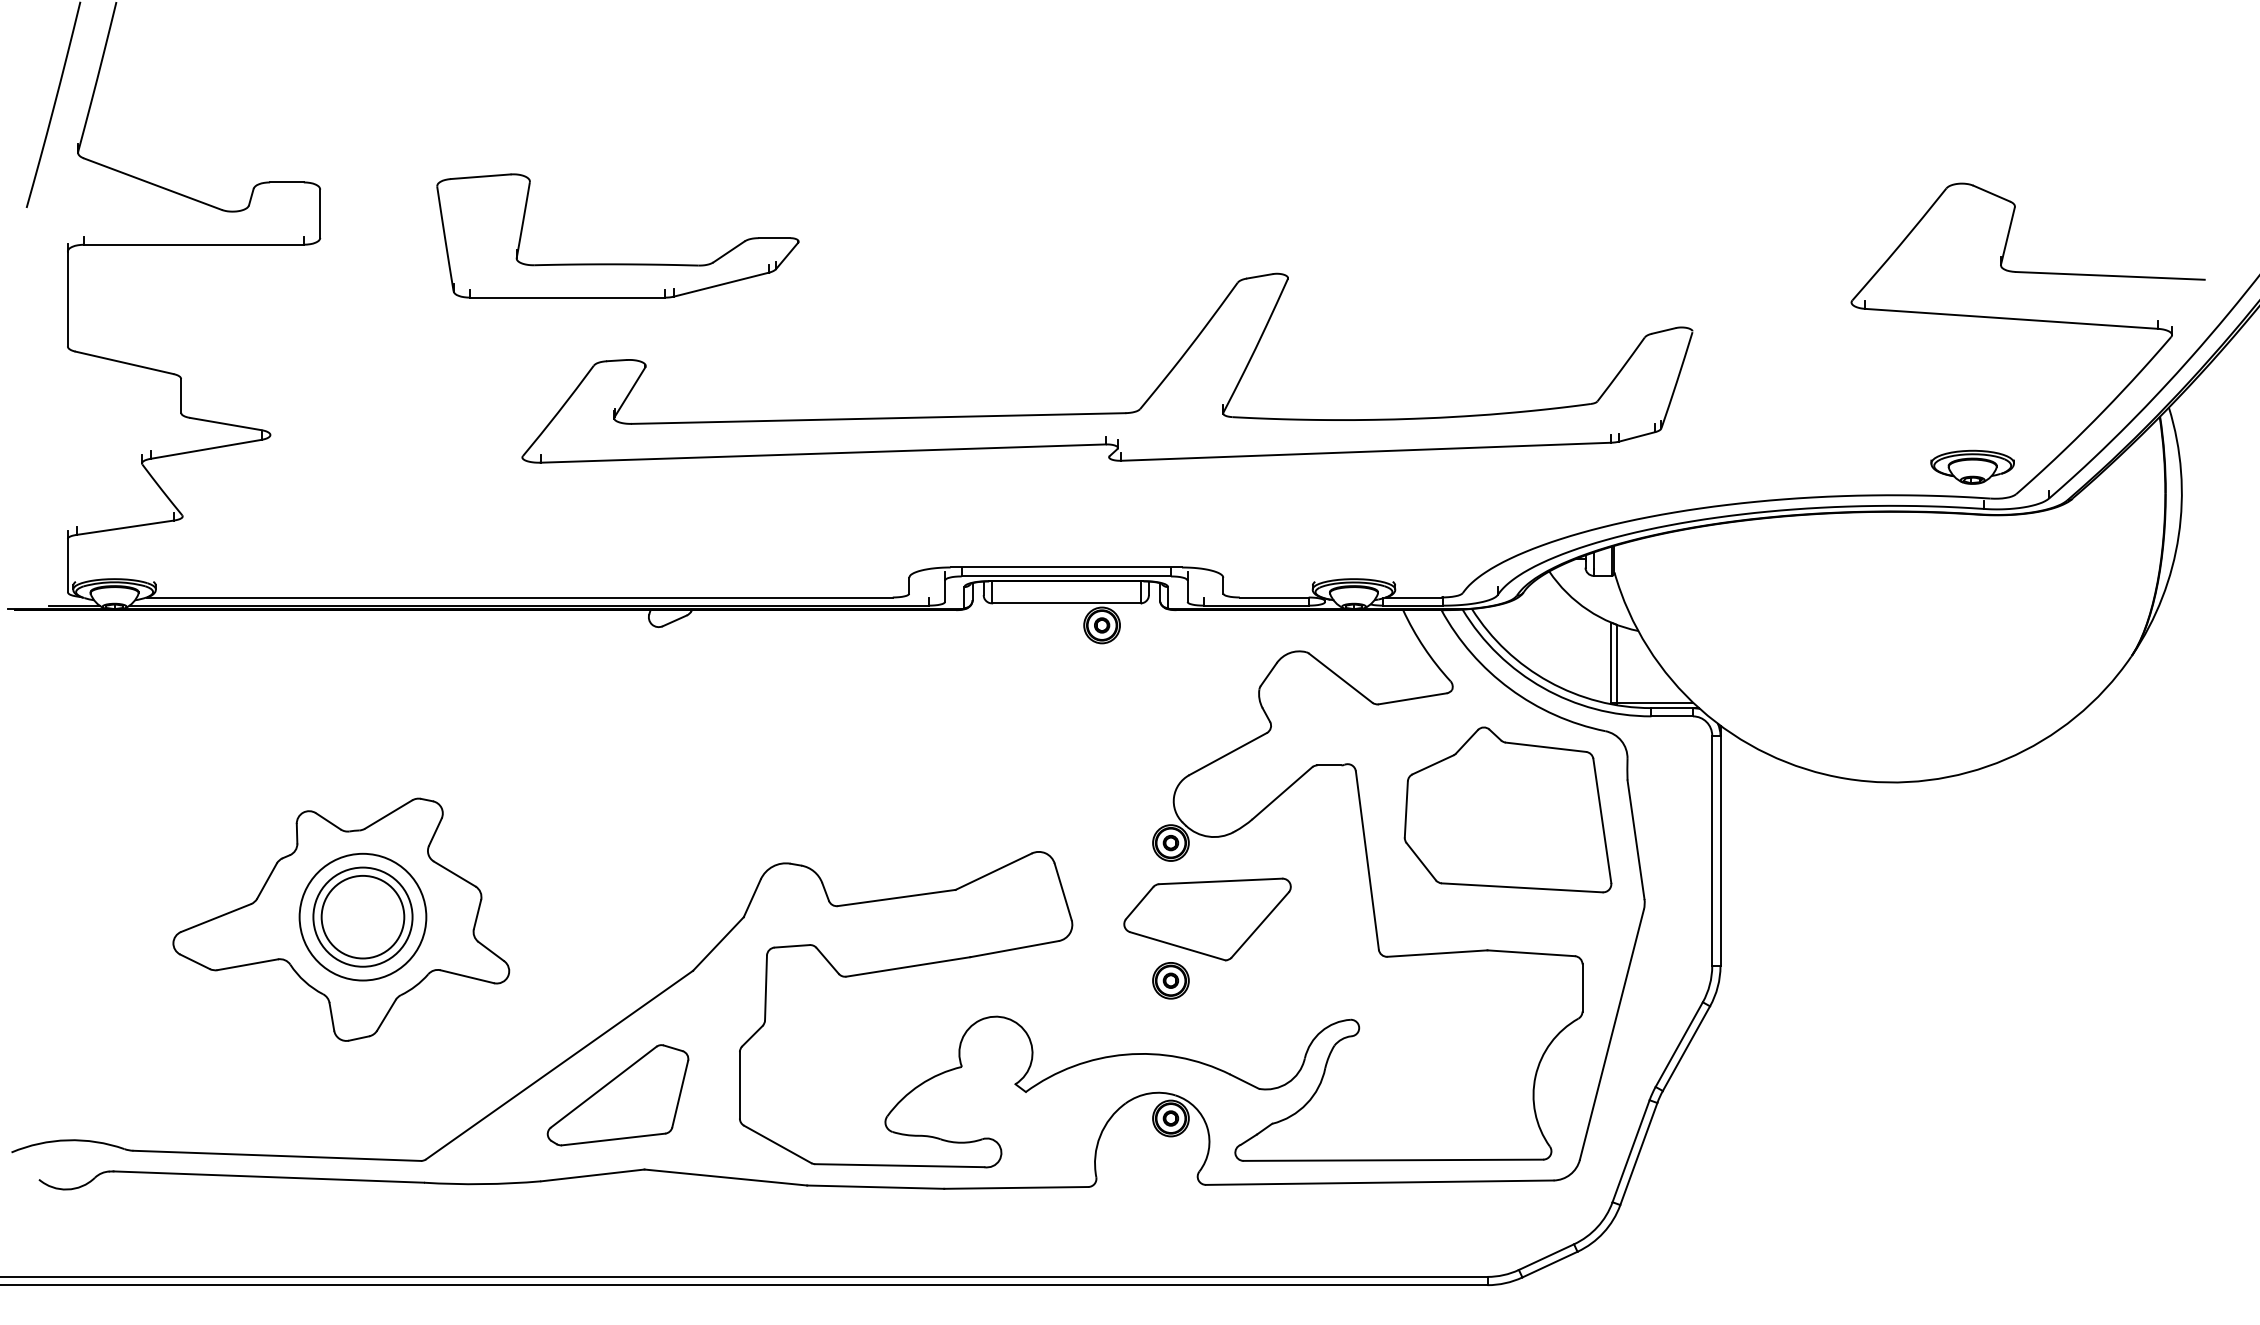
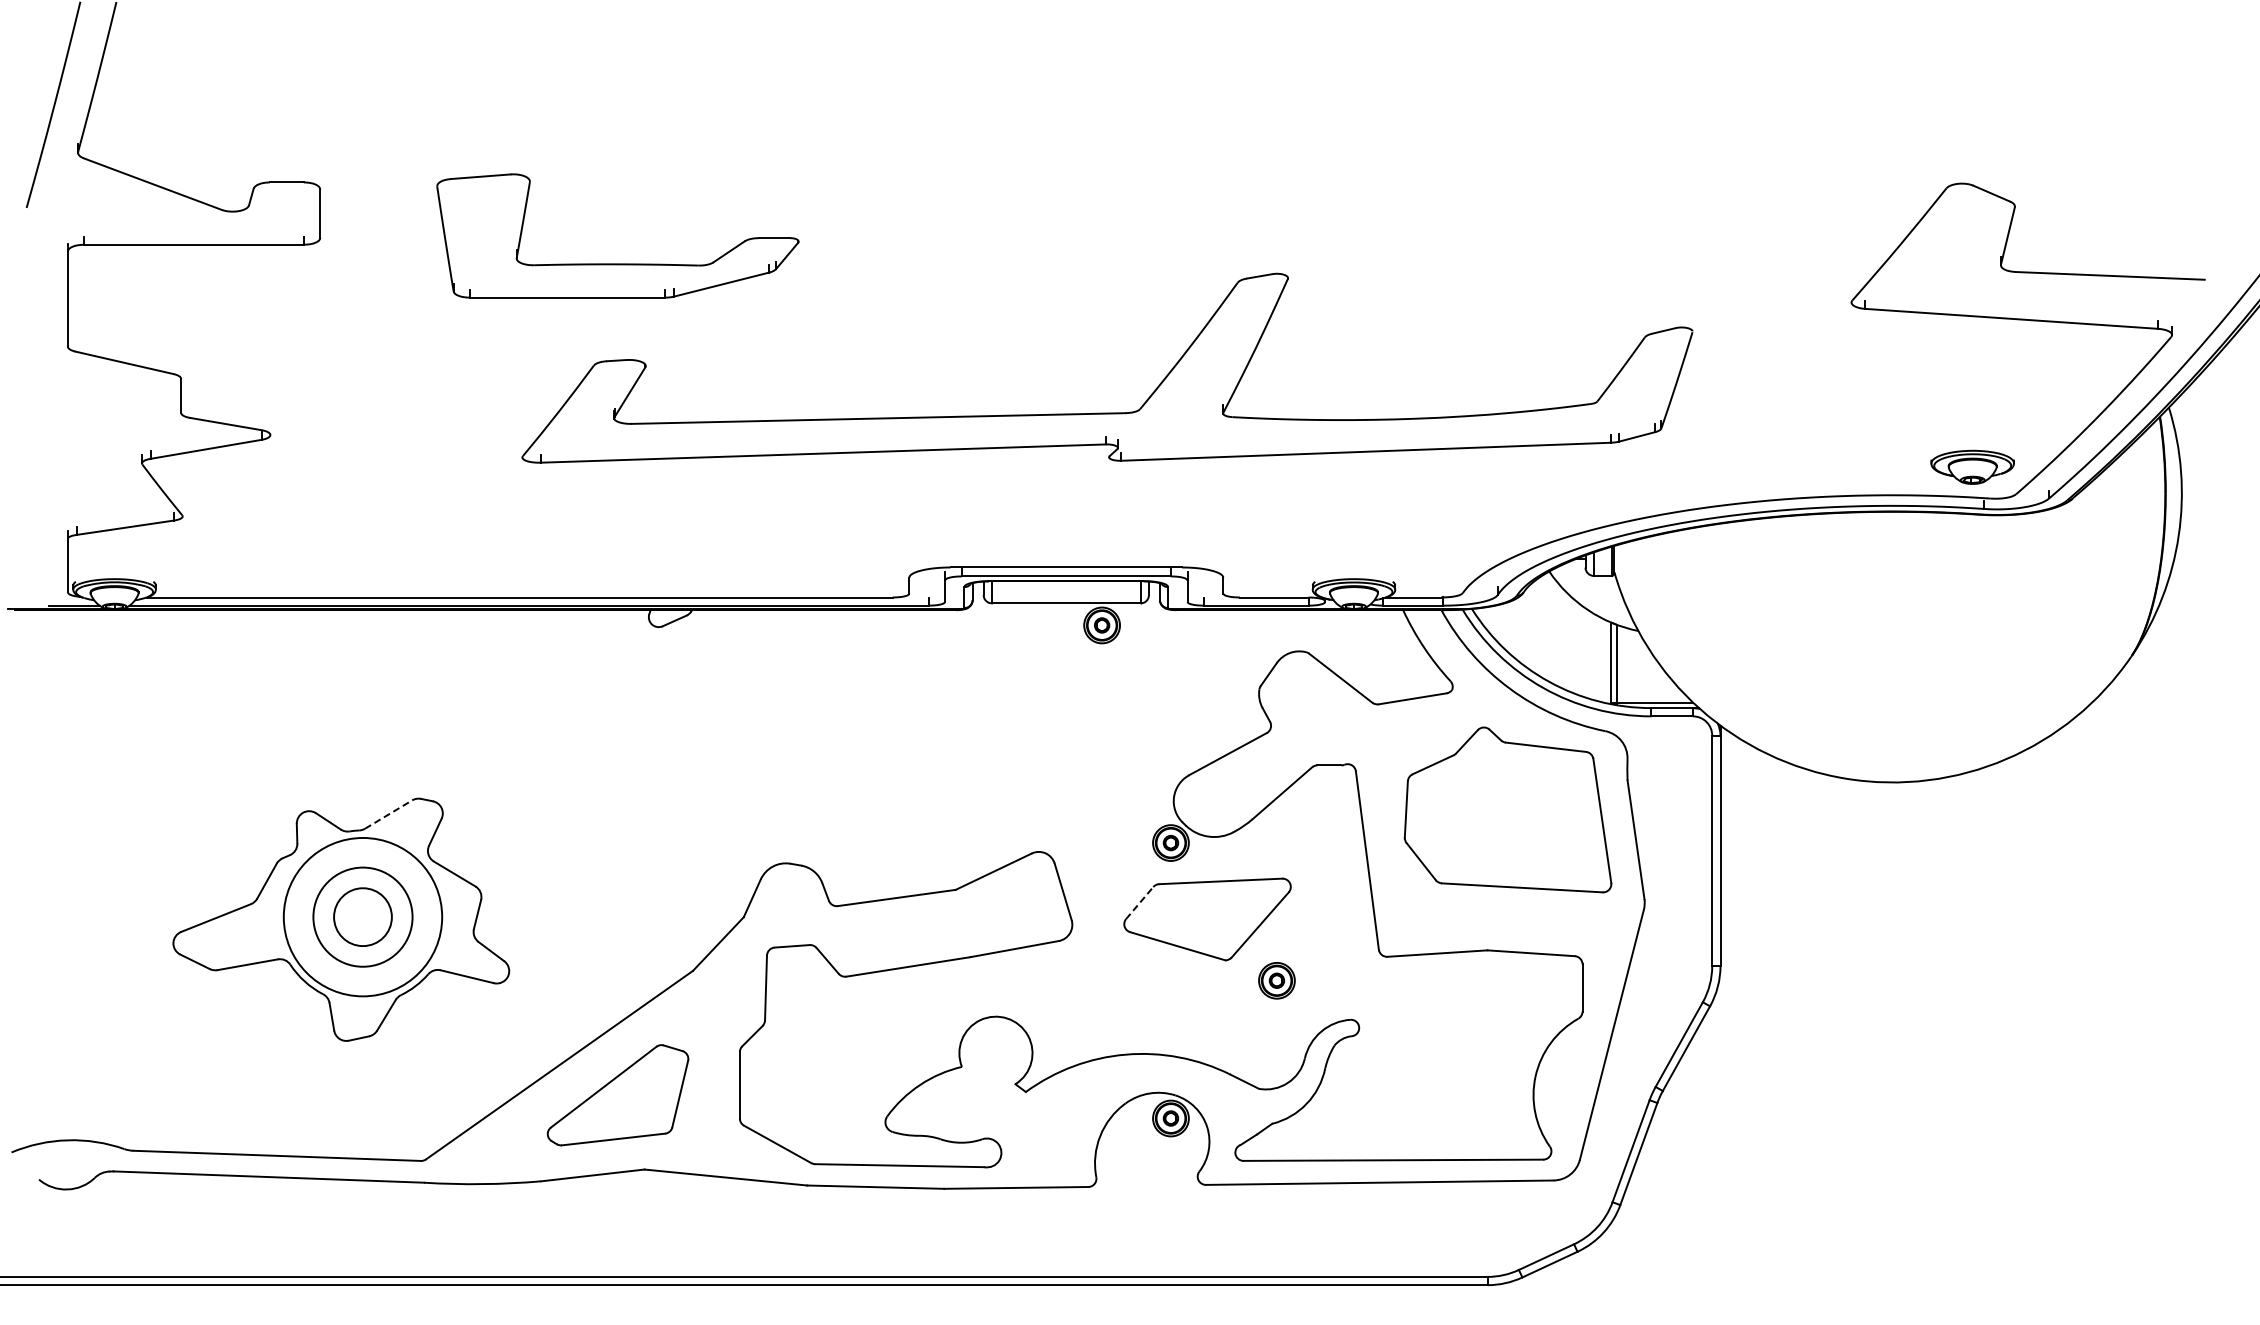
line: solid -> dashed (389, 814)
line: solid -> dashed (1139, 902)
circle diameter: 127 px -> 158 px (362, 916)
circle diameter: 83 px -> 58 px (362, 917)
part position: (1170, 980) -> (1276, 980) (1276, 980)
